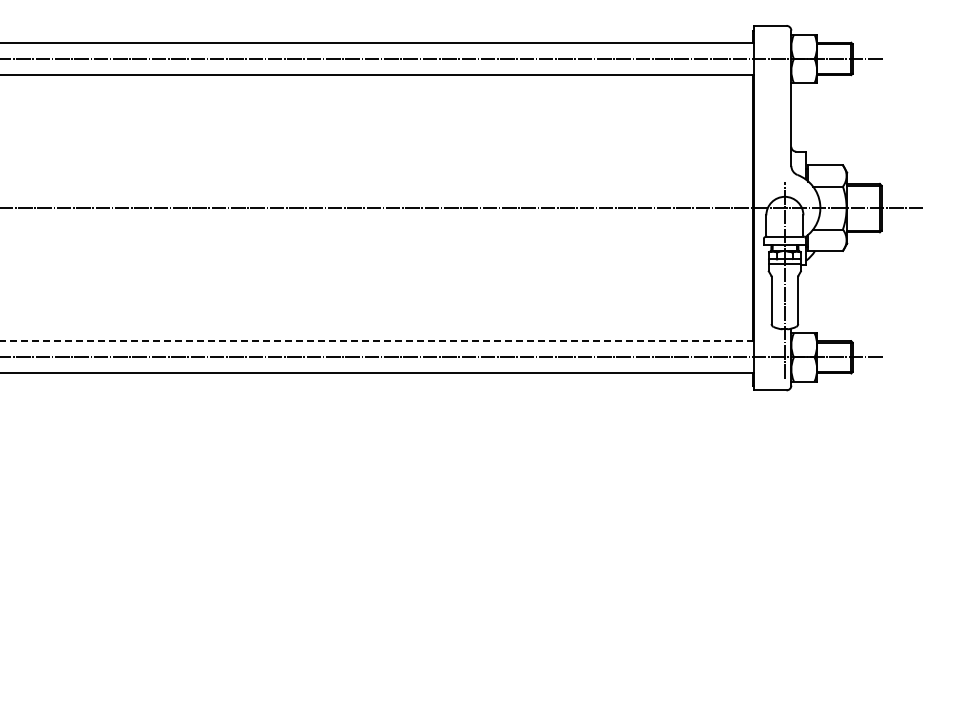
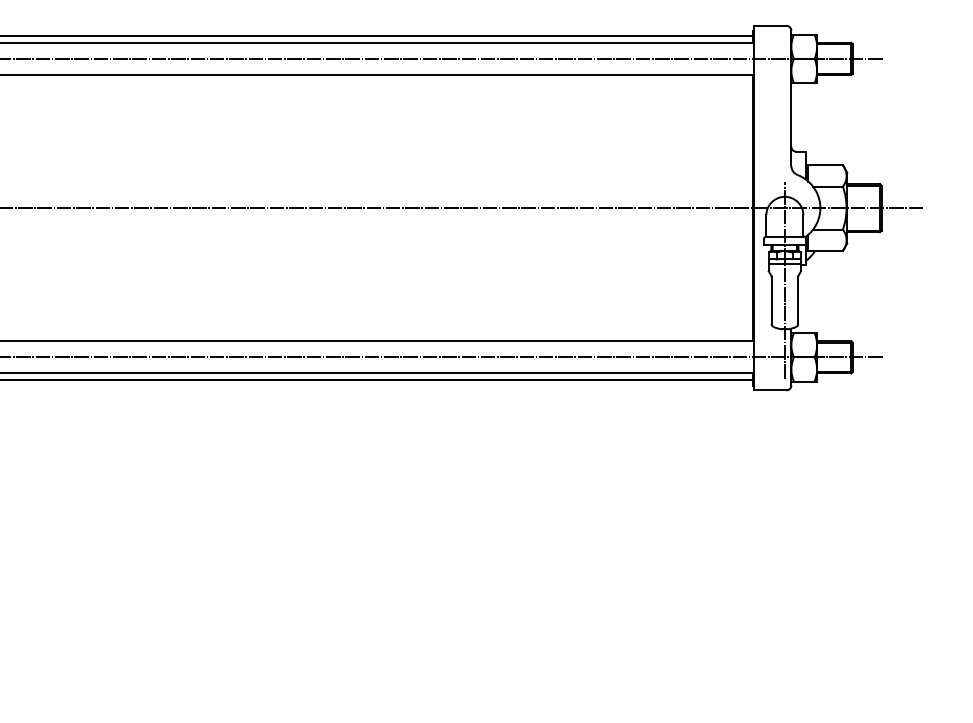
line: none -> present (377, 36)
line: dashed -> solid (377, 341)
line: none -> present (377, 379)
